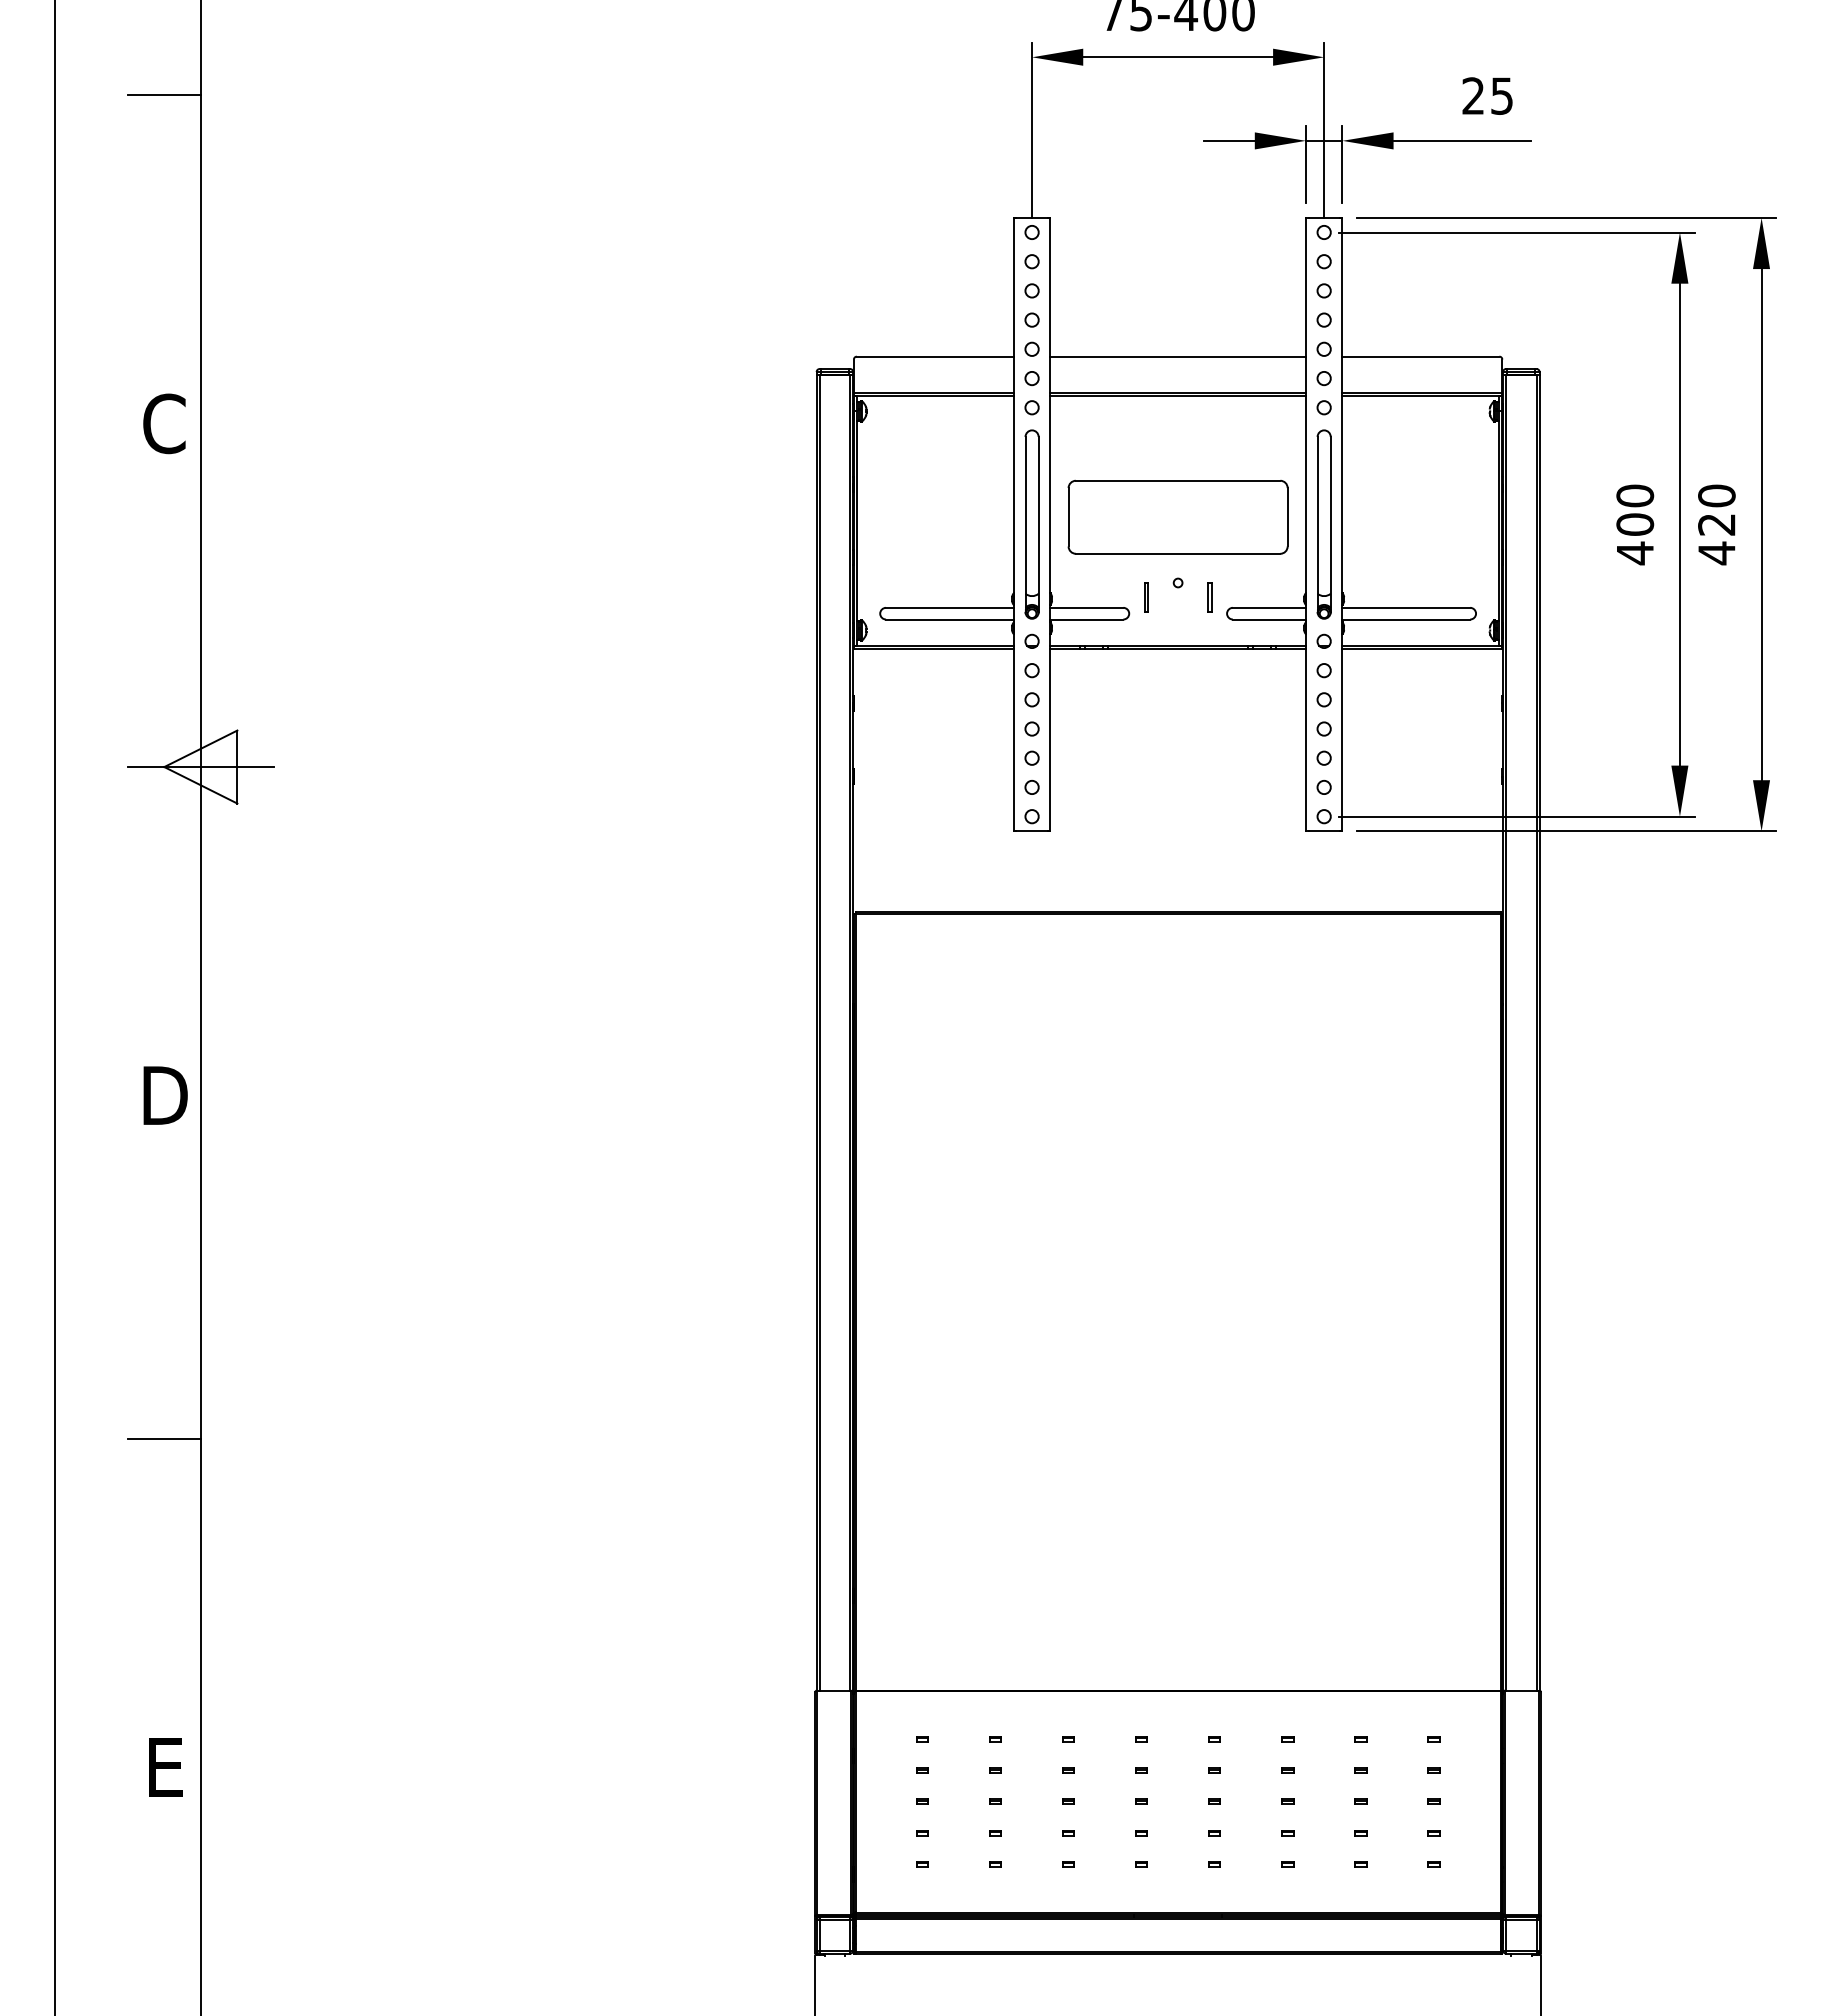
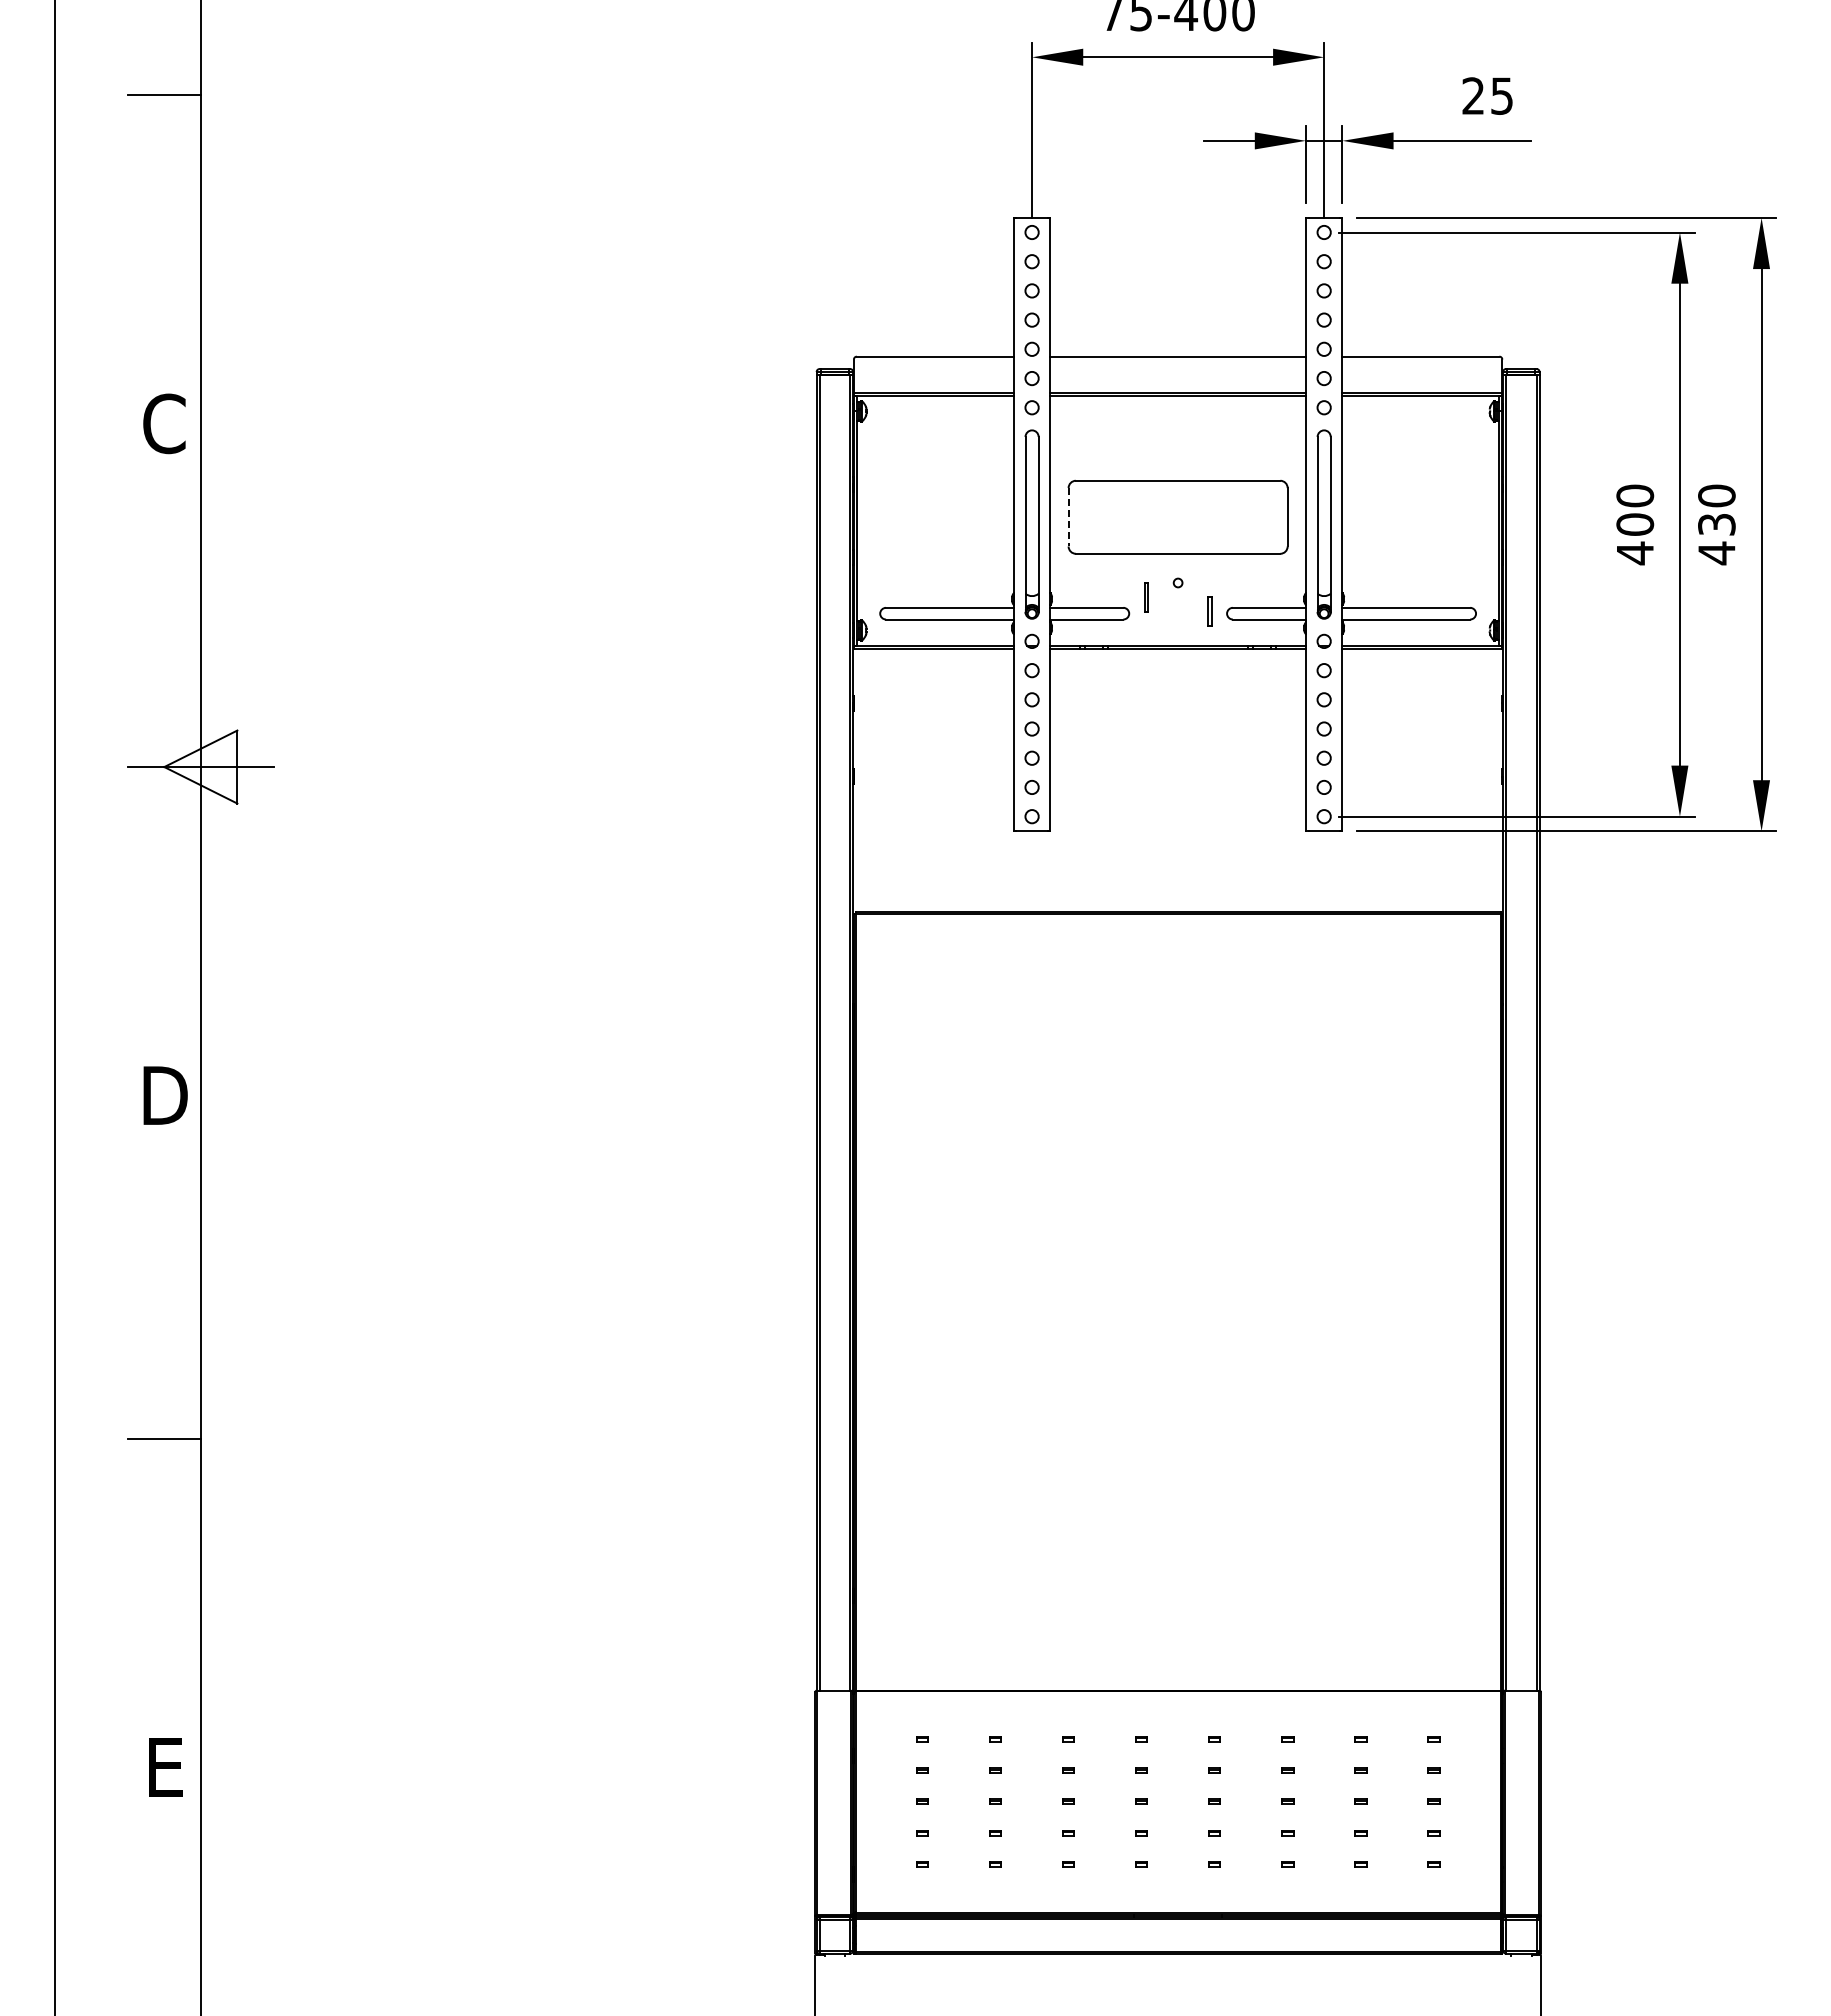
line: solid -> dashed (1068, 517)
text: 420 -> 430 (1716, 524)
part position: (1209, 597) -> (1209, 611) (1209, 611)
